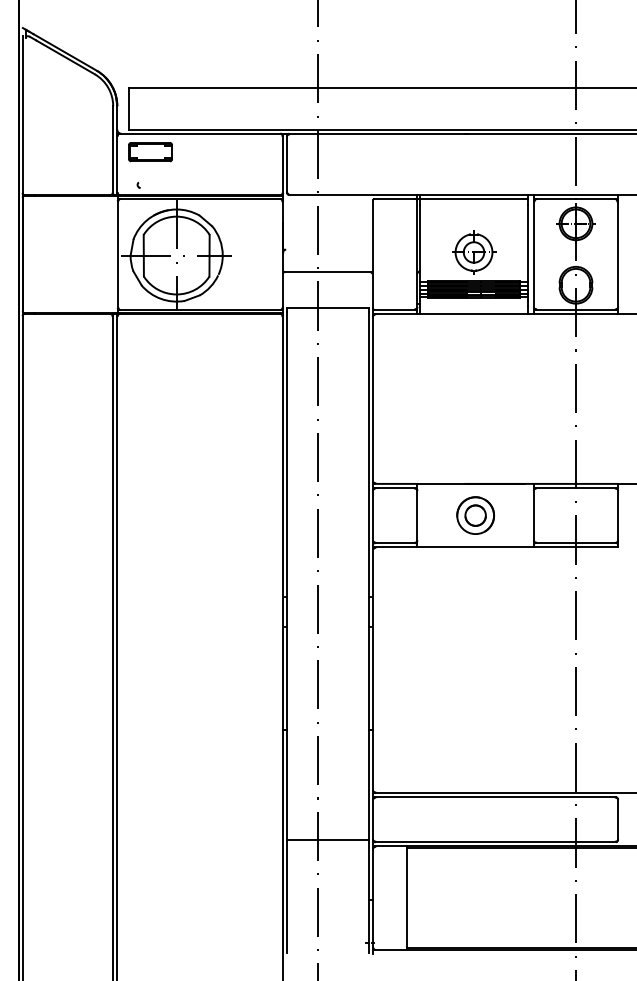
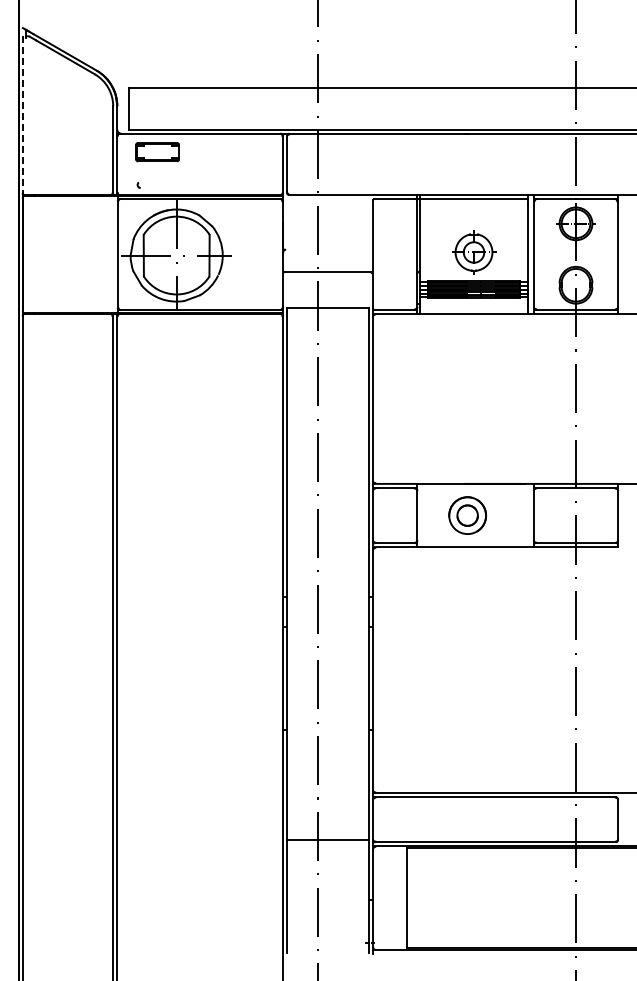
line: solid -> dashed (23, 115)
part position: (150, 152) -> (157, 152) (157, 152)
part position: (475, 515) -> (467, 515) (467, 515)
